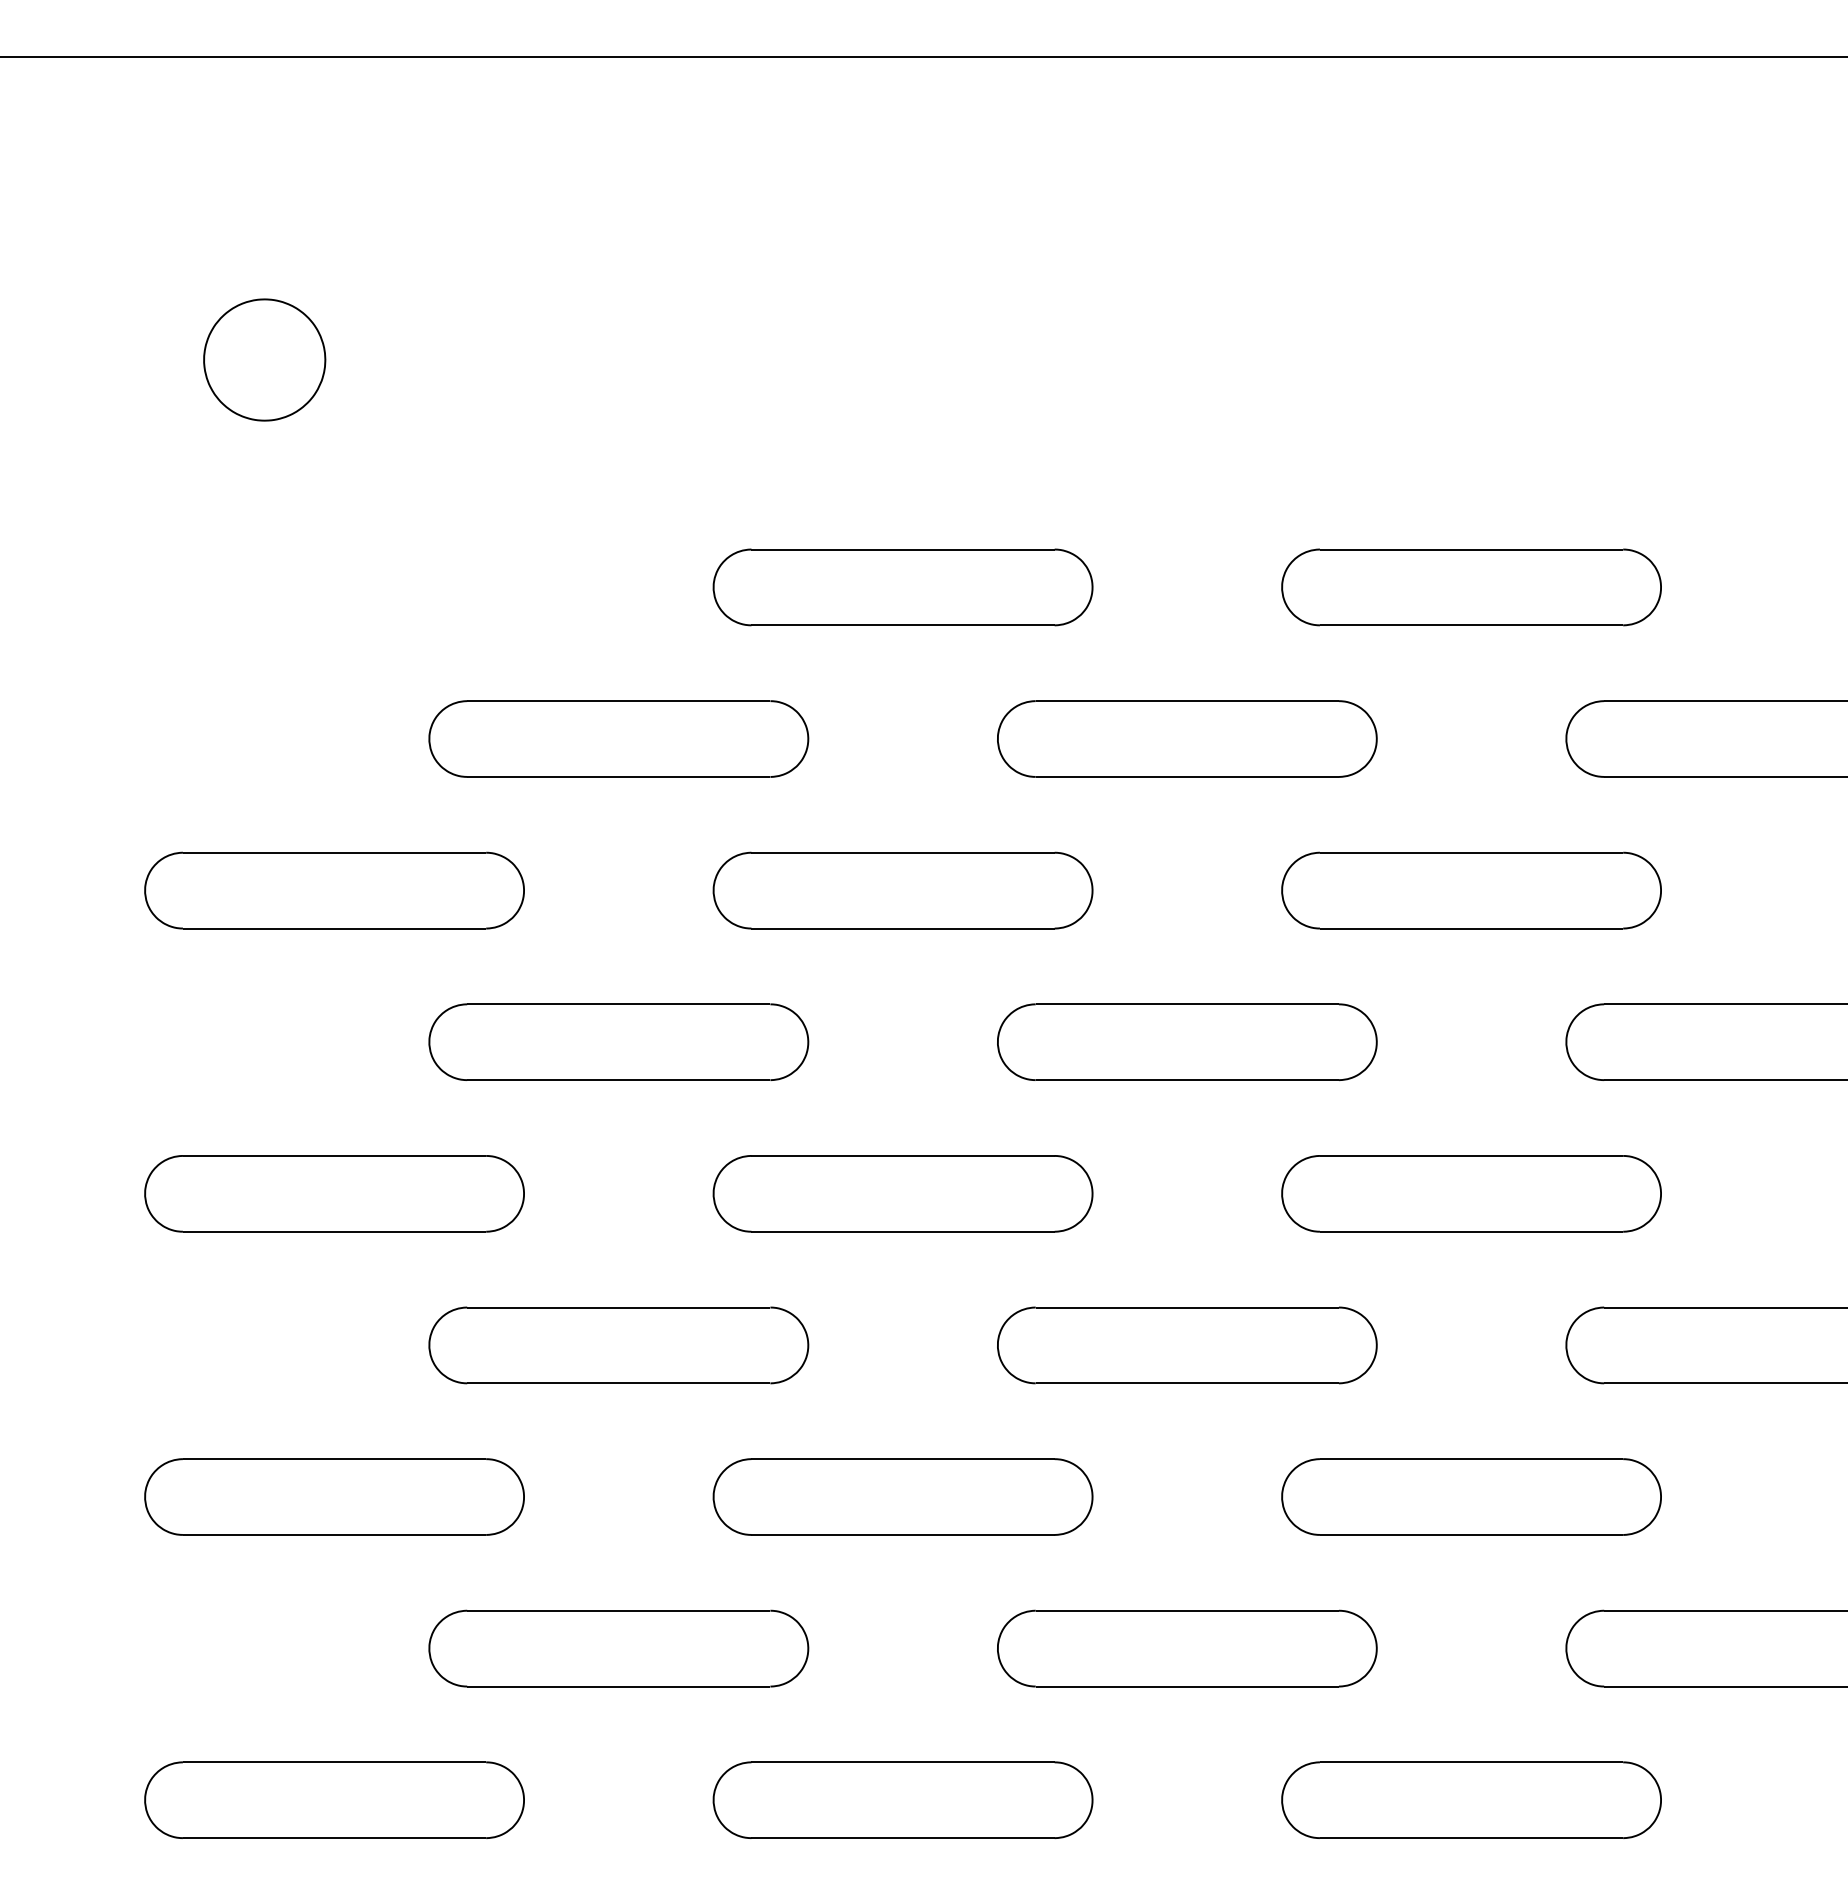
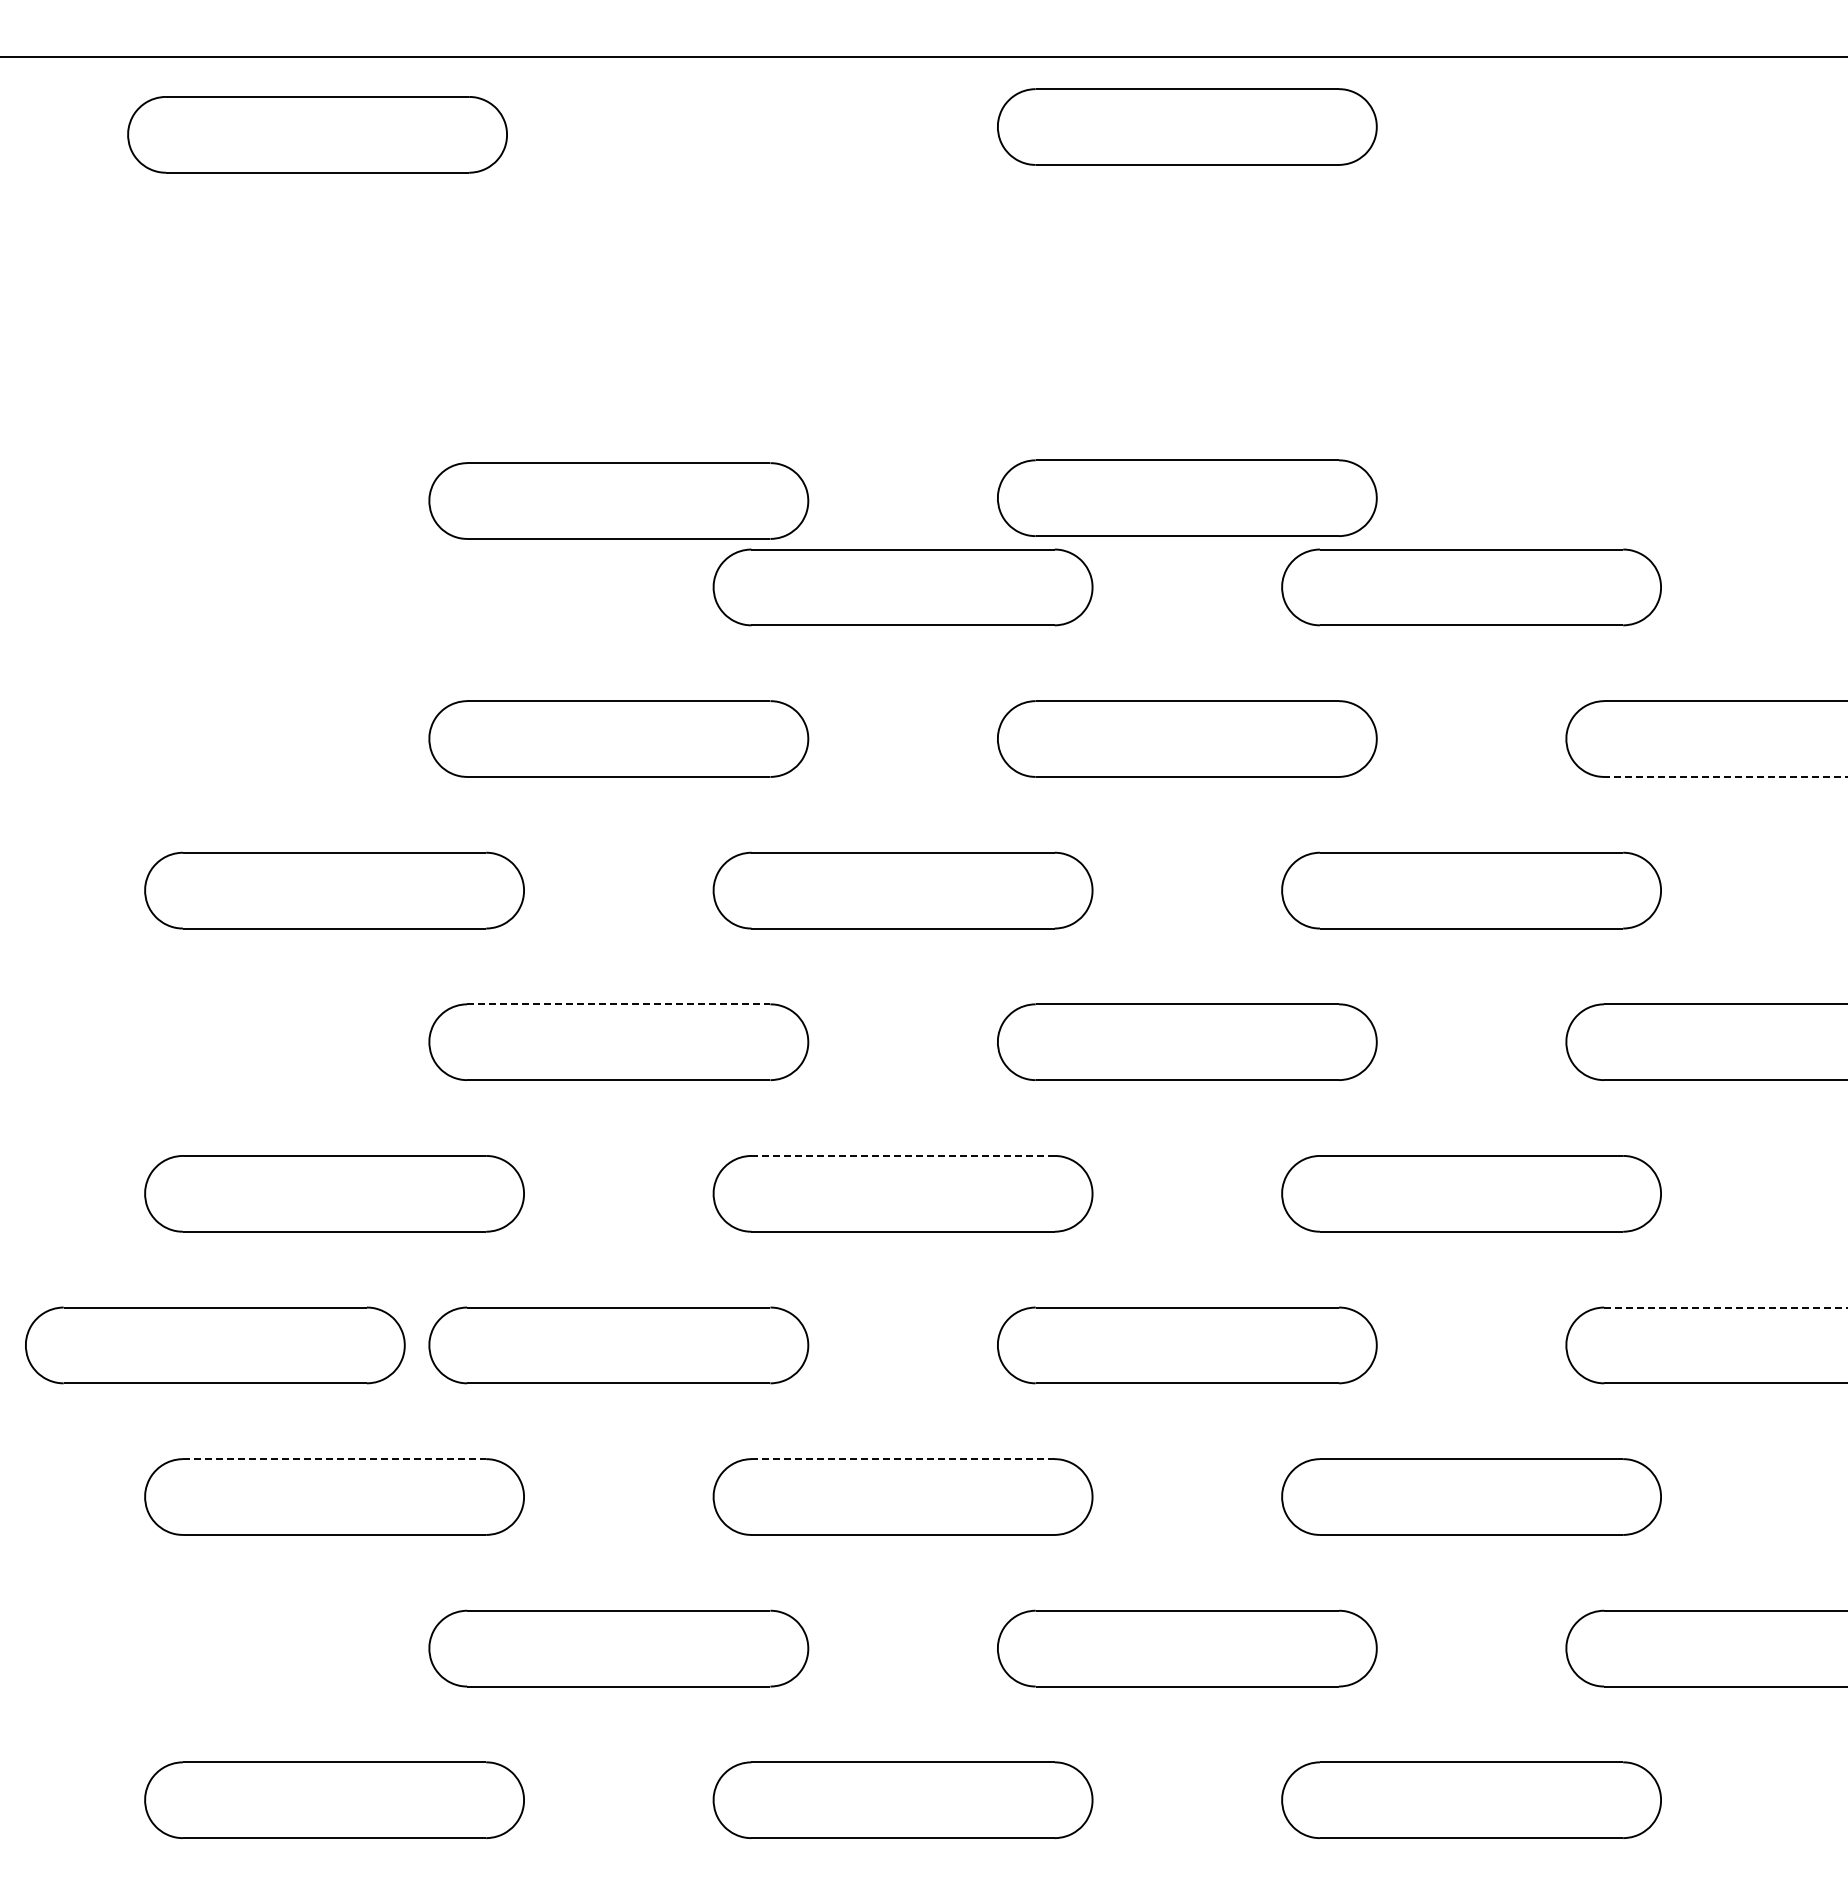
part: none -> present (1187, 126)
part: none -> present (317, 134)
part: present -> none (264, 359)
part: none -> present (1187, 497)
part: none -> present (618, 500)
line: solid -> dashed (1725, 776)
line: solid -> dashed (618, 1004)
line: solid -> dashed (903, 1155)
line: solid -> dashed (1725, 1307)
part: none -> present (215, 1345)
line: solid -> dashed (334, 1459)
line: solid -> dashed (903, 1459)
